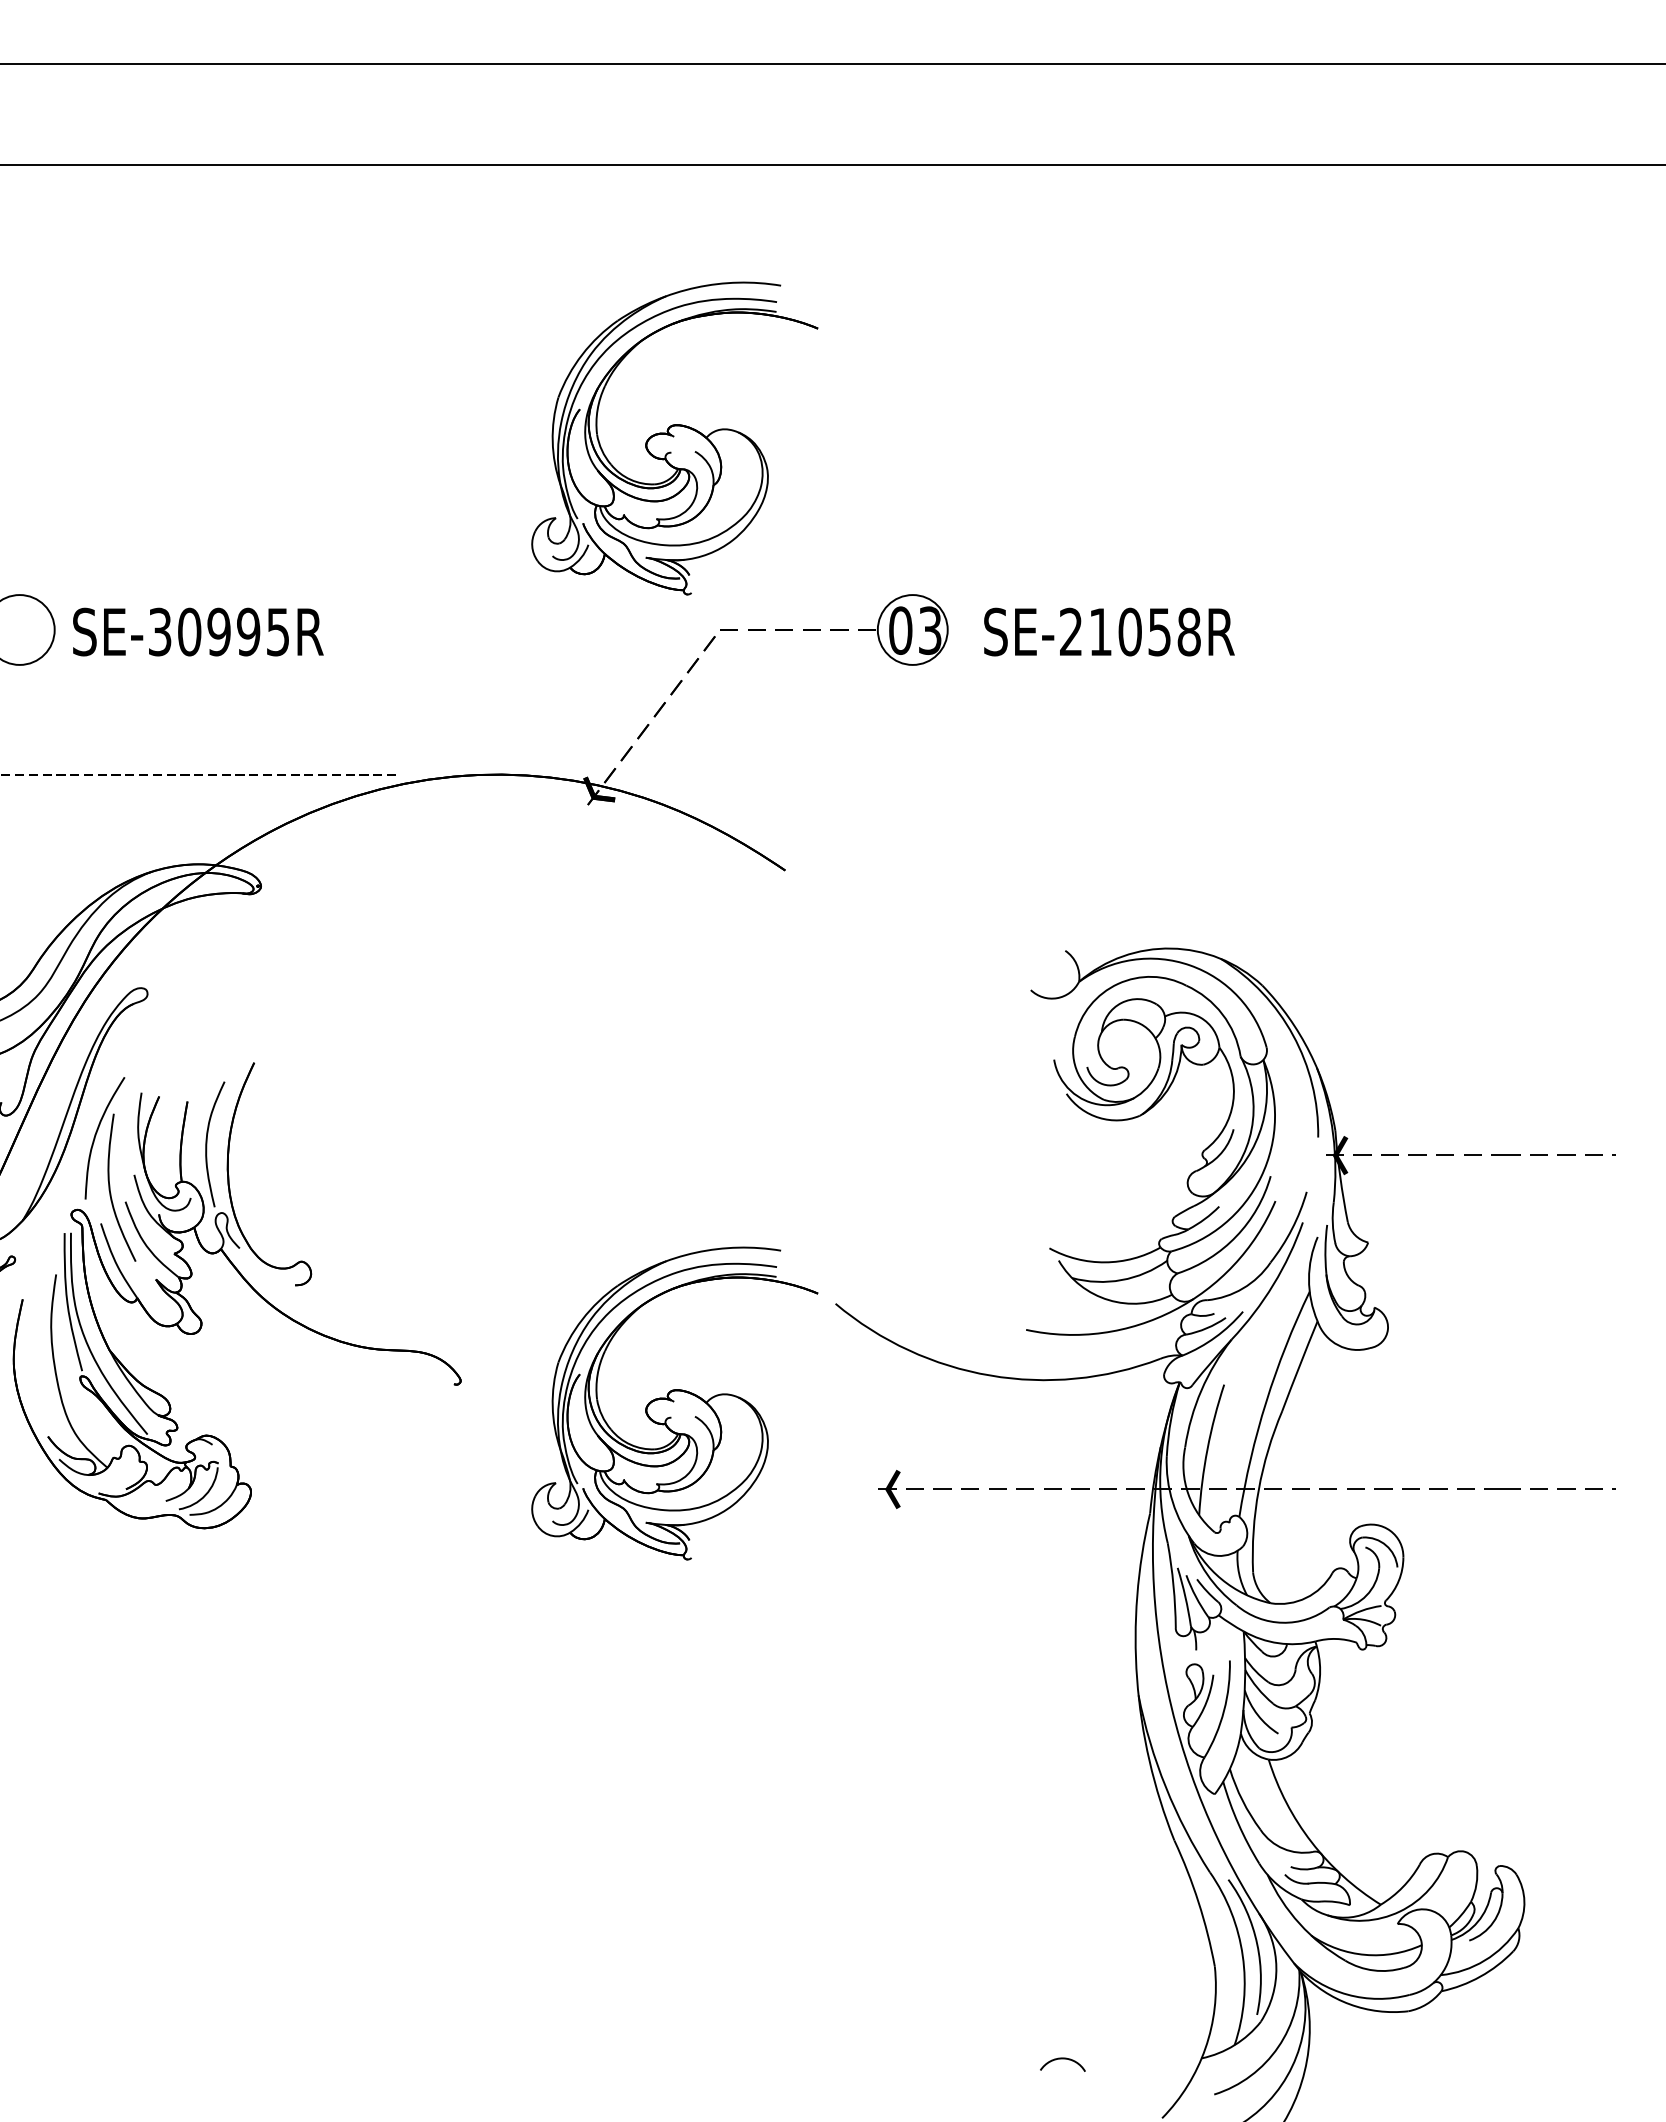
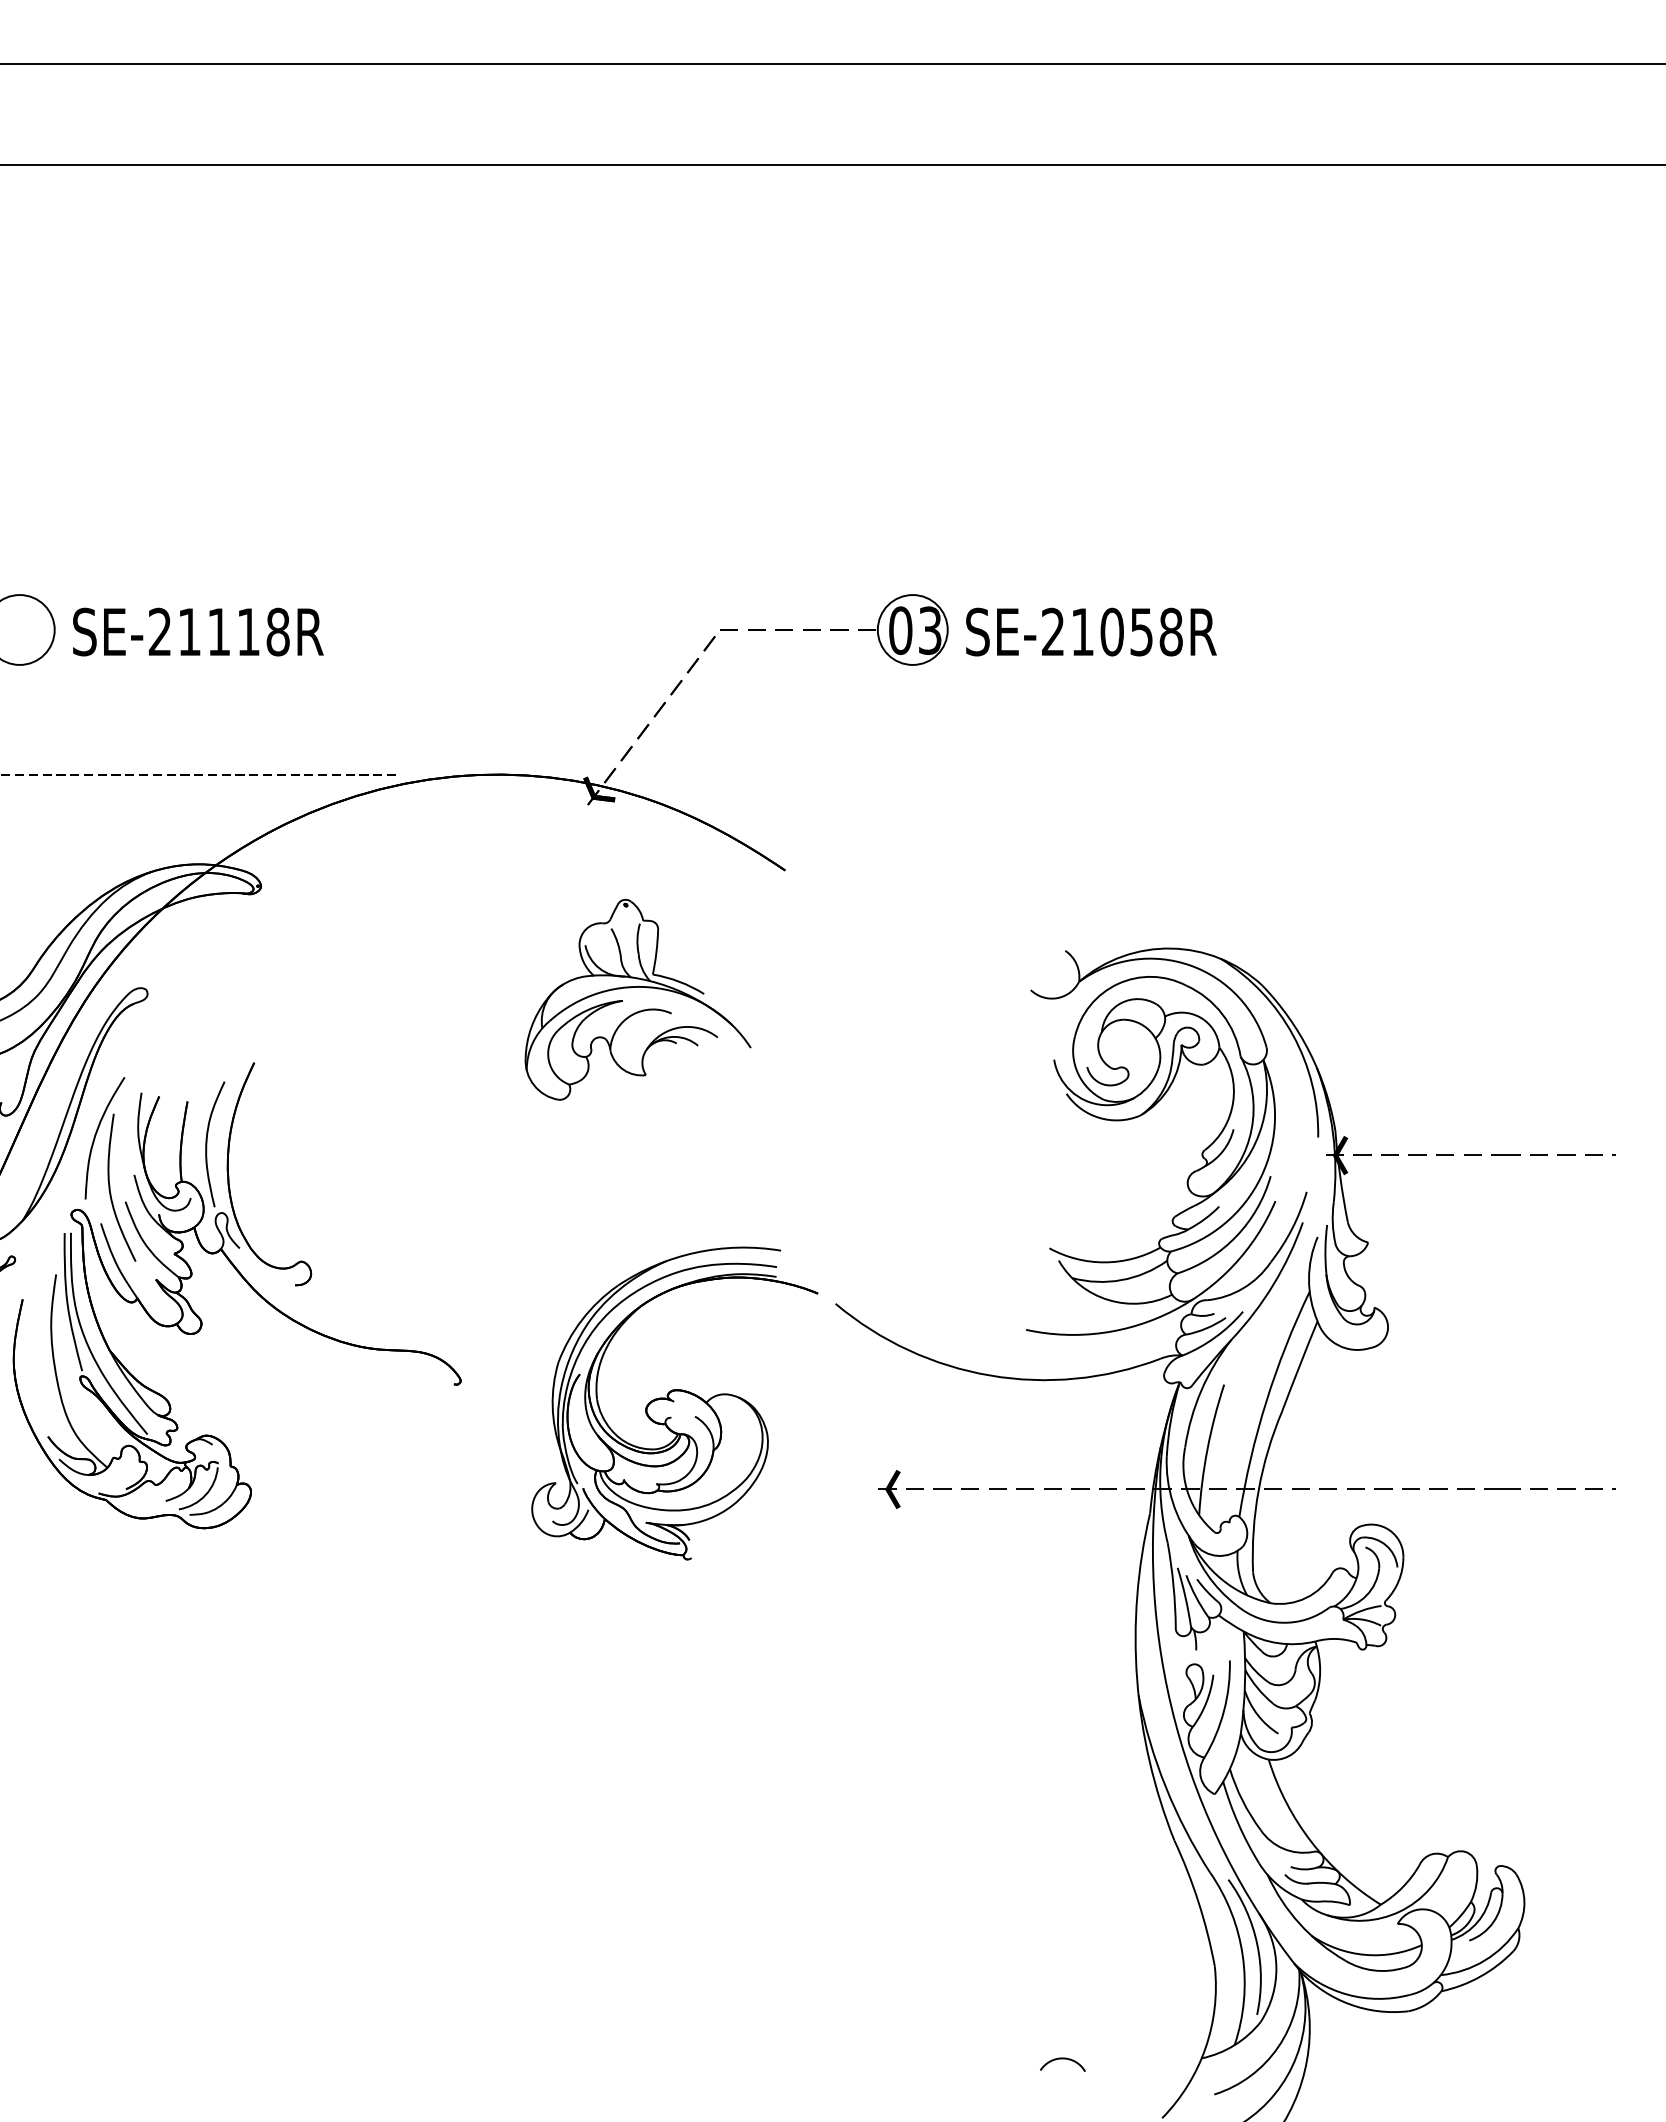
part: present -> none (674, 438)
text: SE-30995R -> SE-21118R (218, 631)
text position: (1109, 631) -> (1091, 631) (1091, 631)
part: none -> present (639, 1010)
